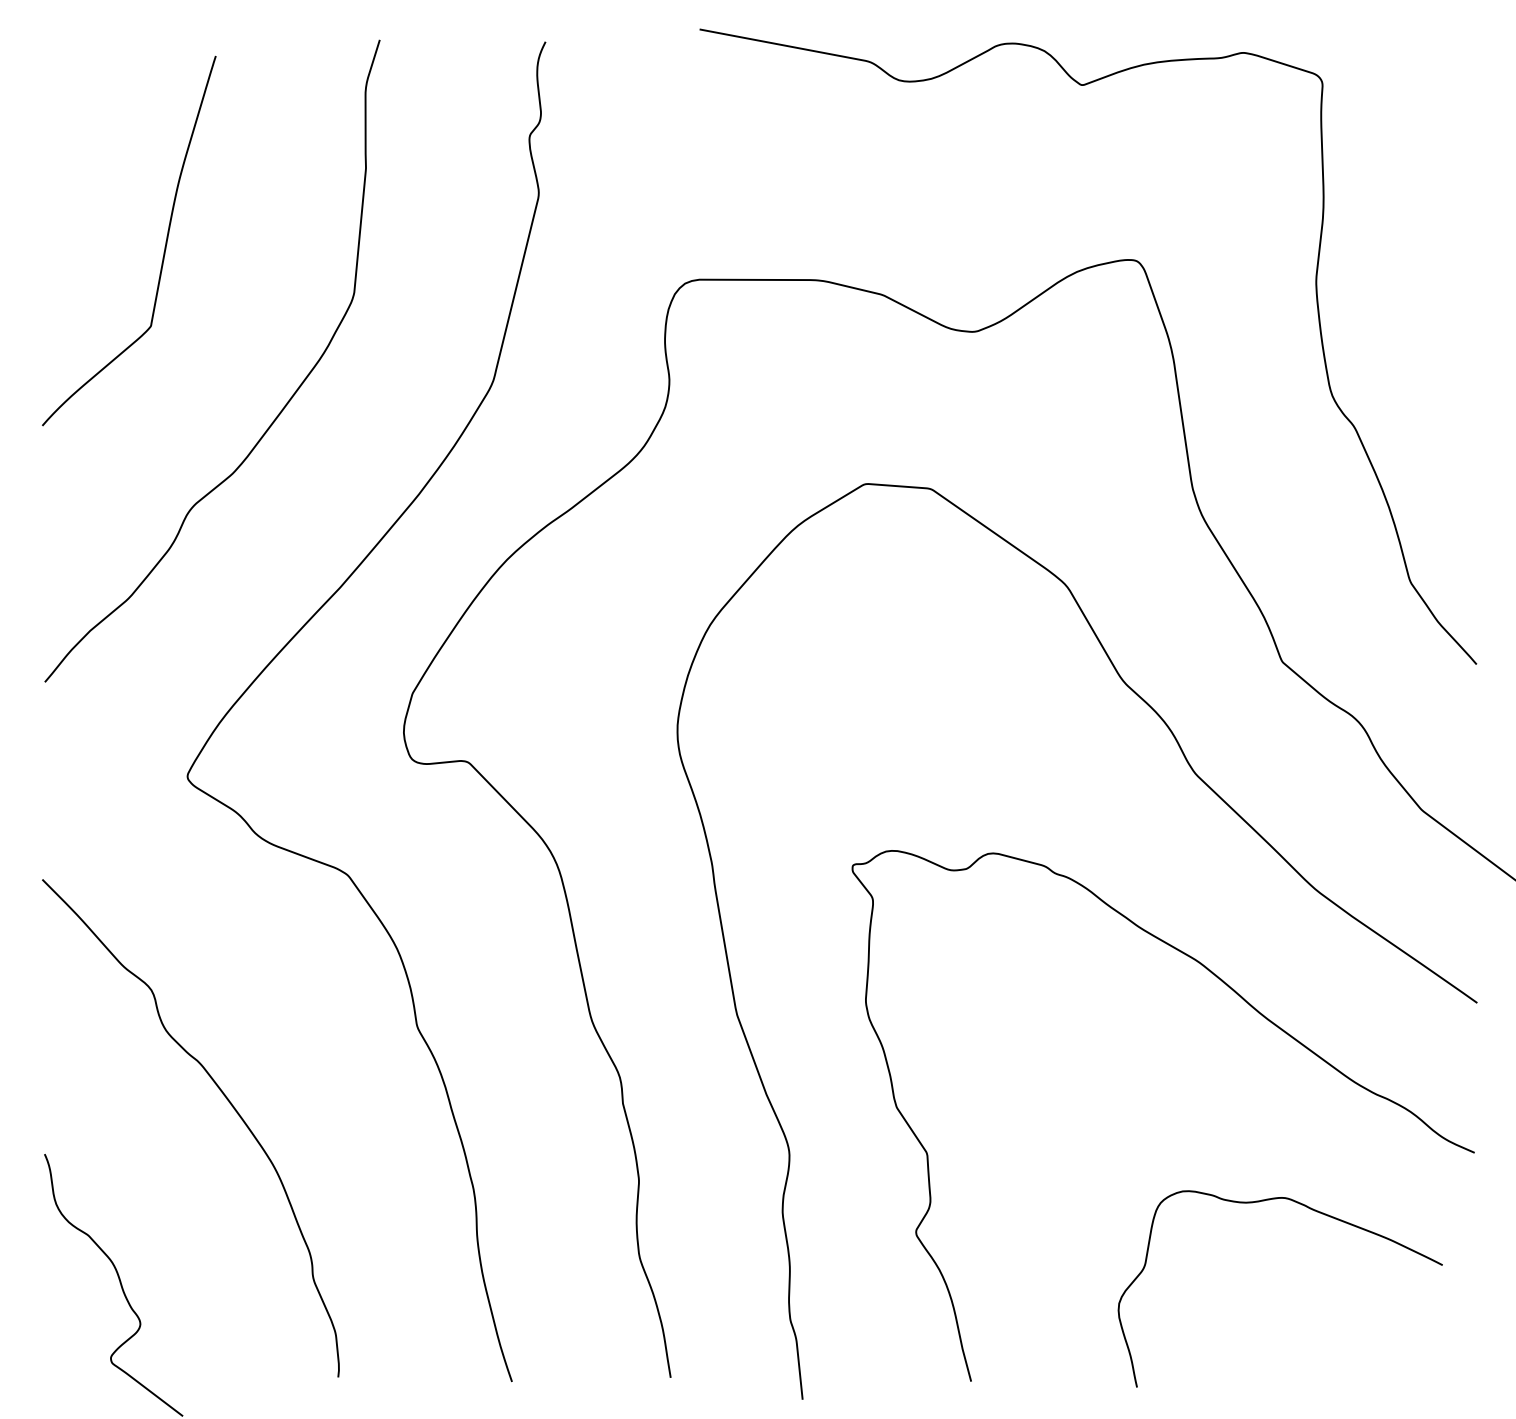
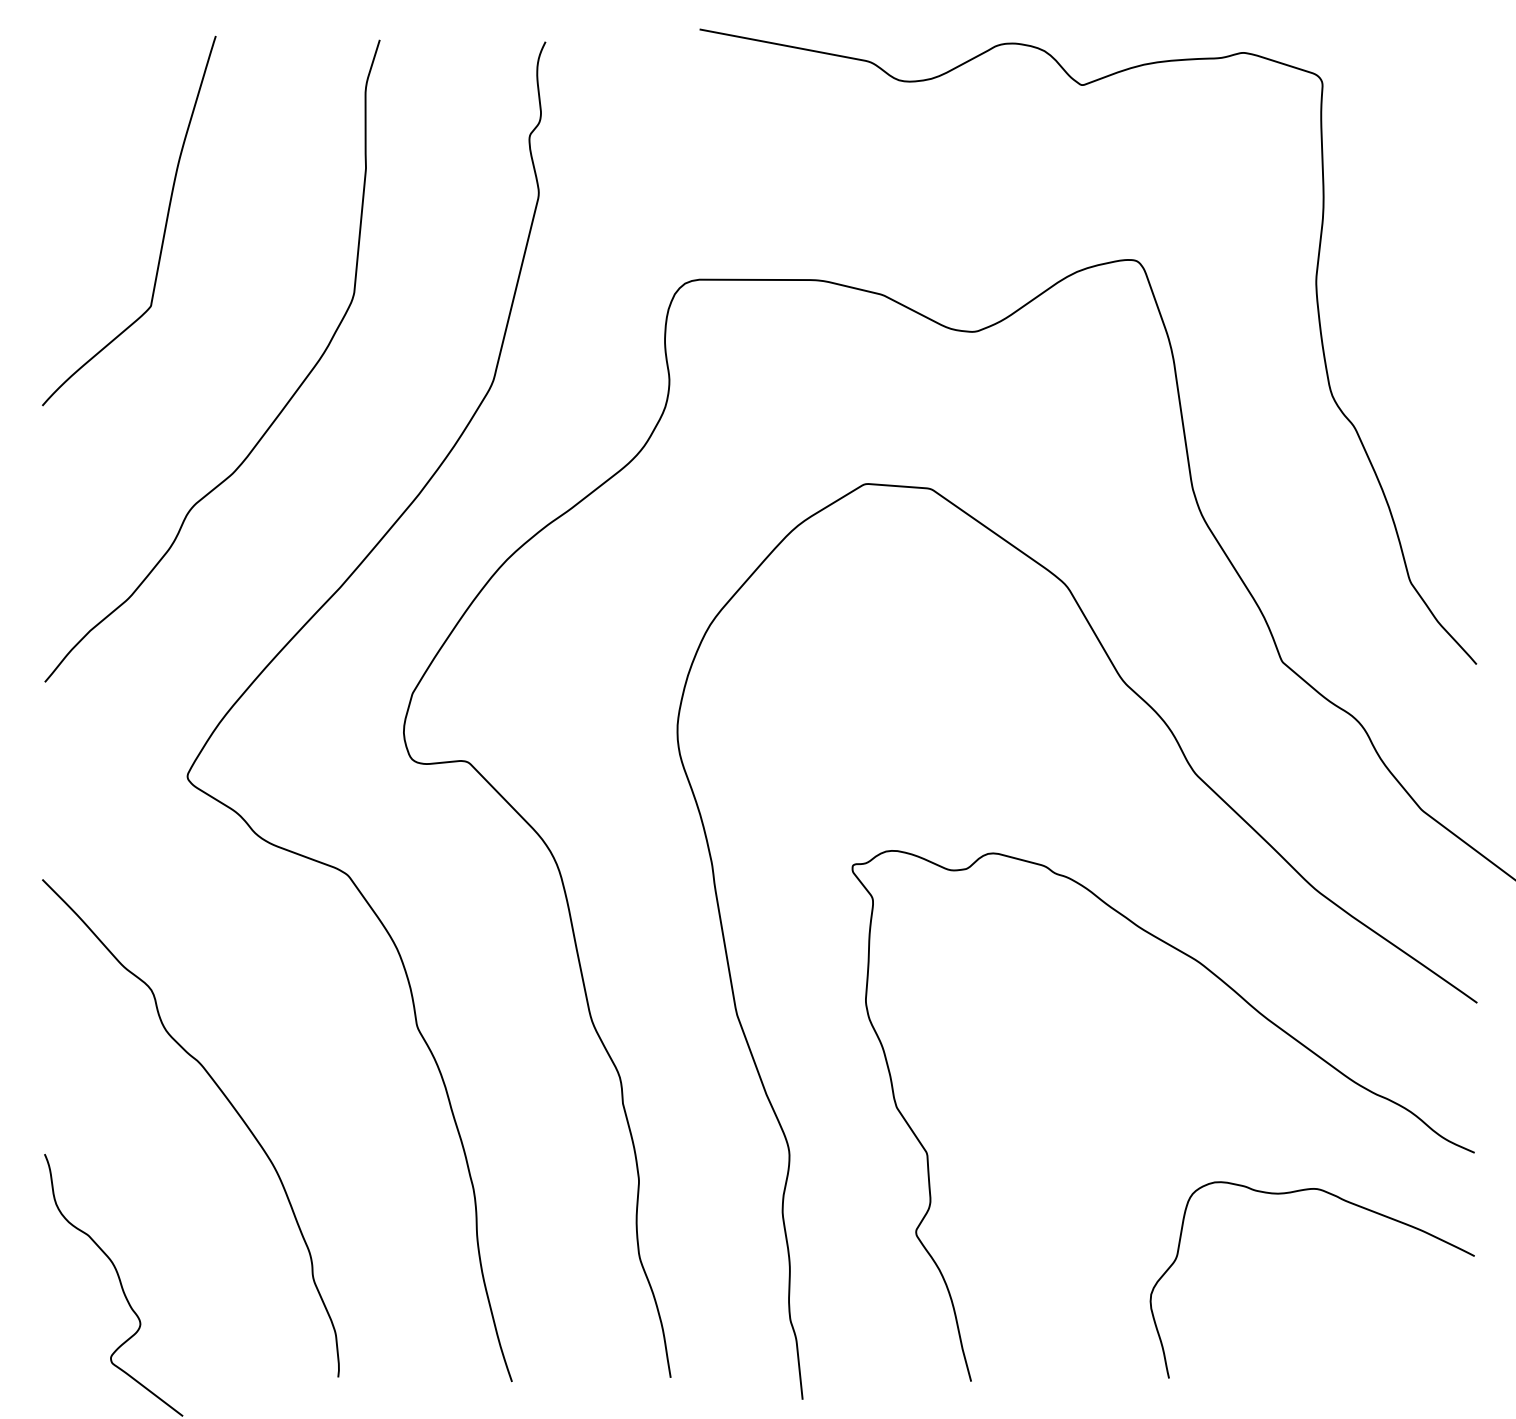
curve position: (164, 246) -> (164, 226) (164, 226)
curve position: (1314, 1211) -> (1346, 1202) (1346, 1202)
